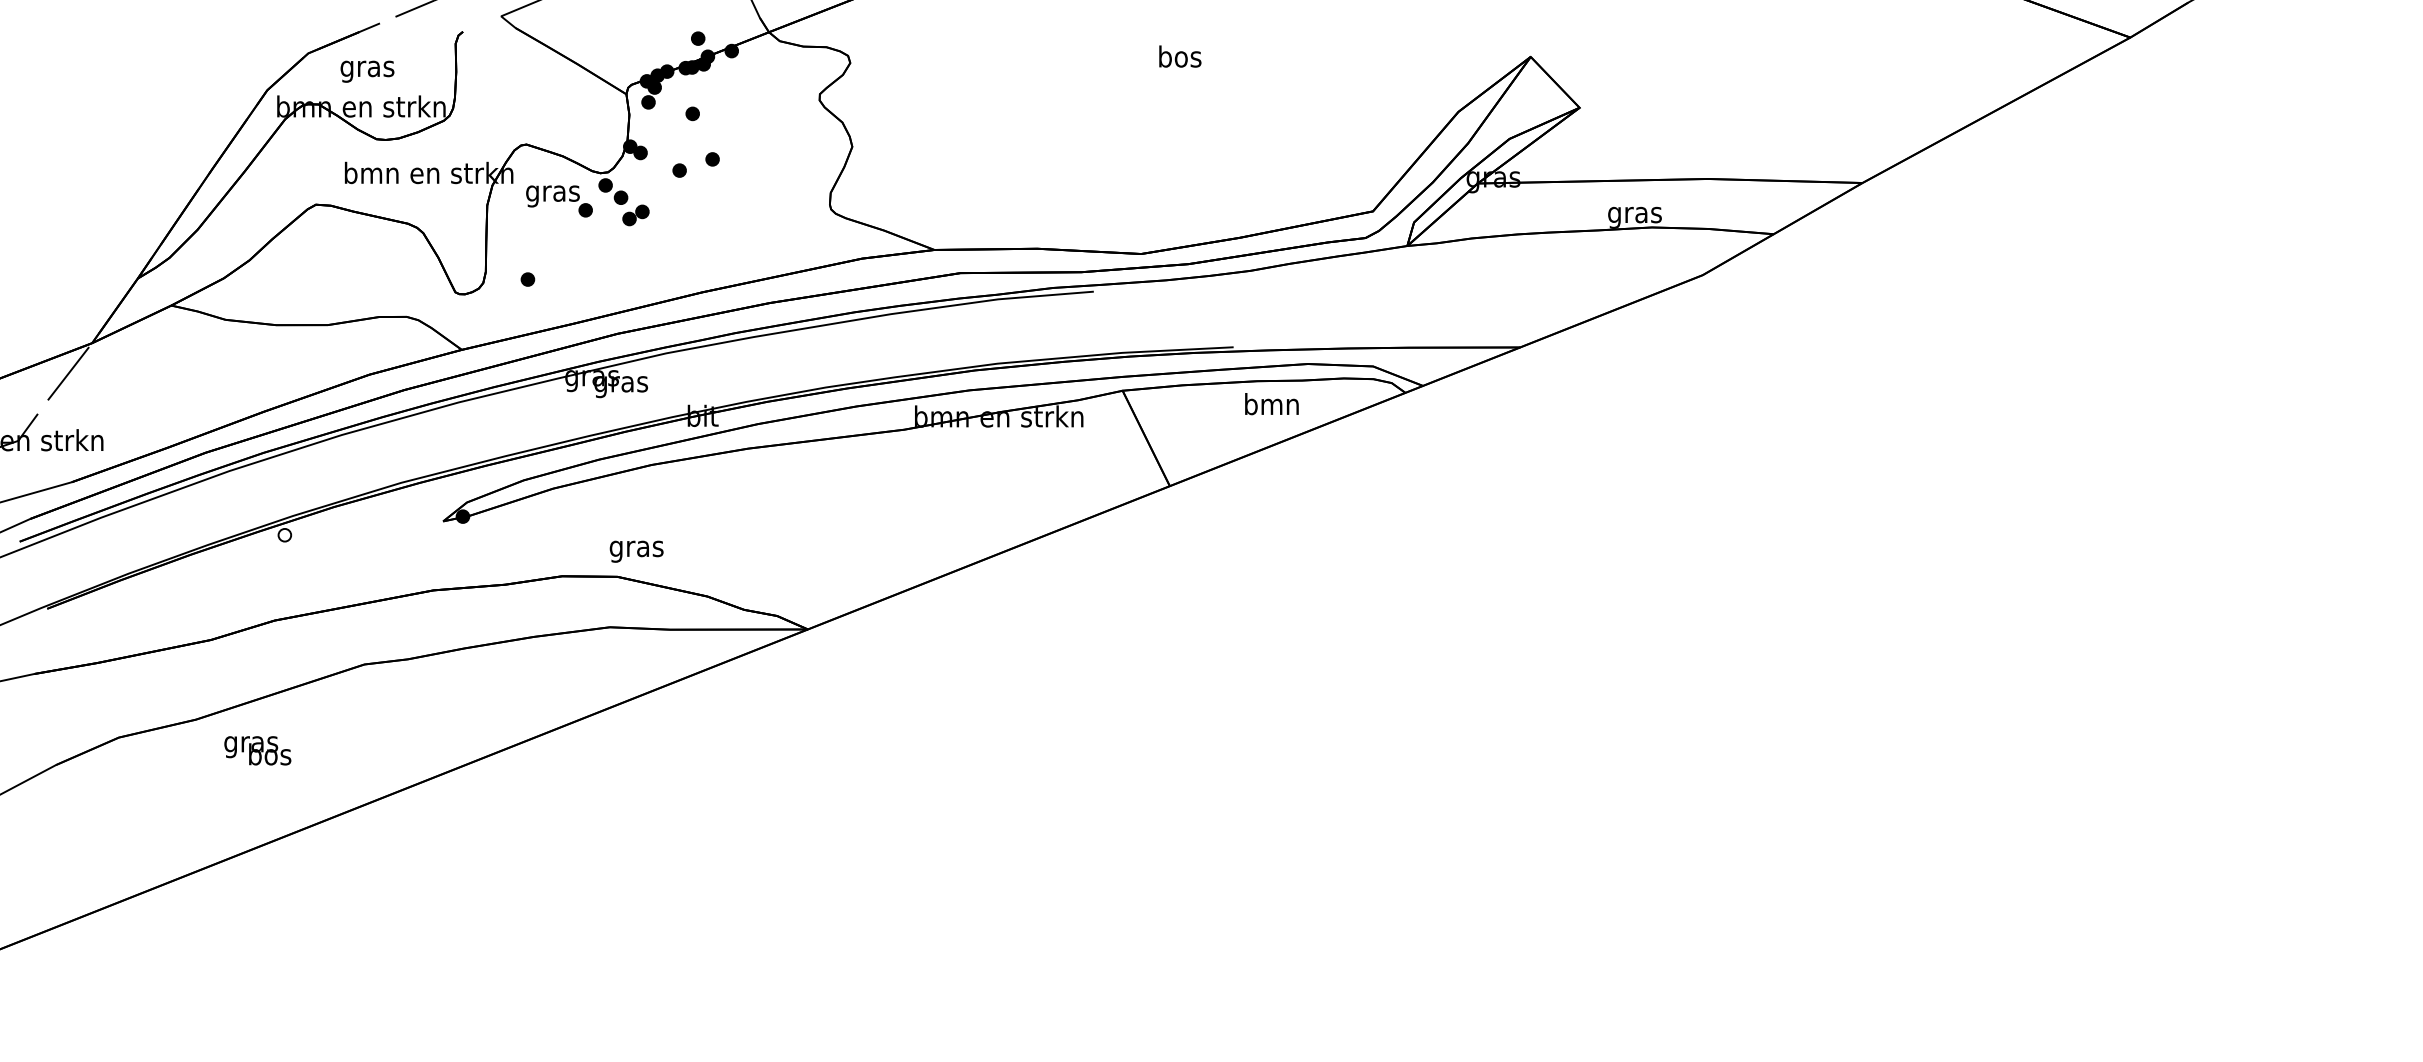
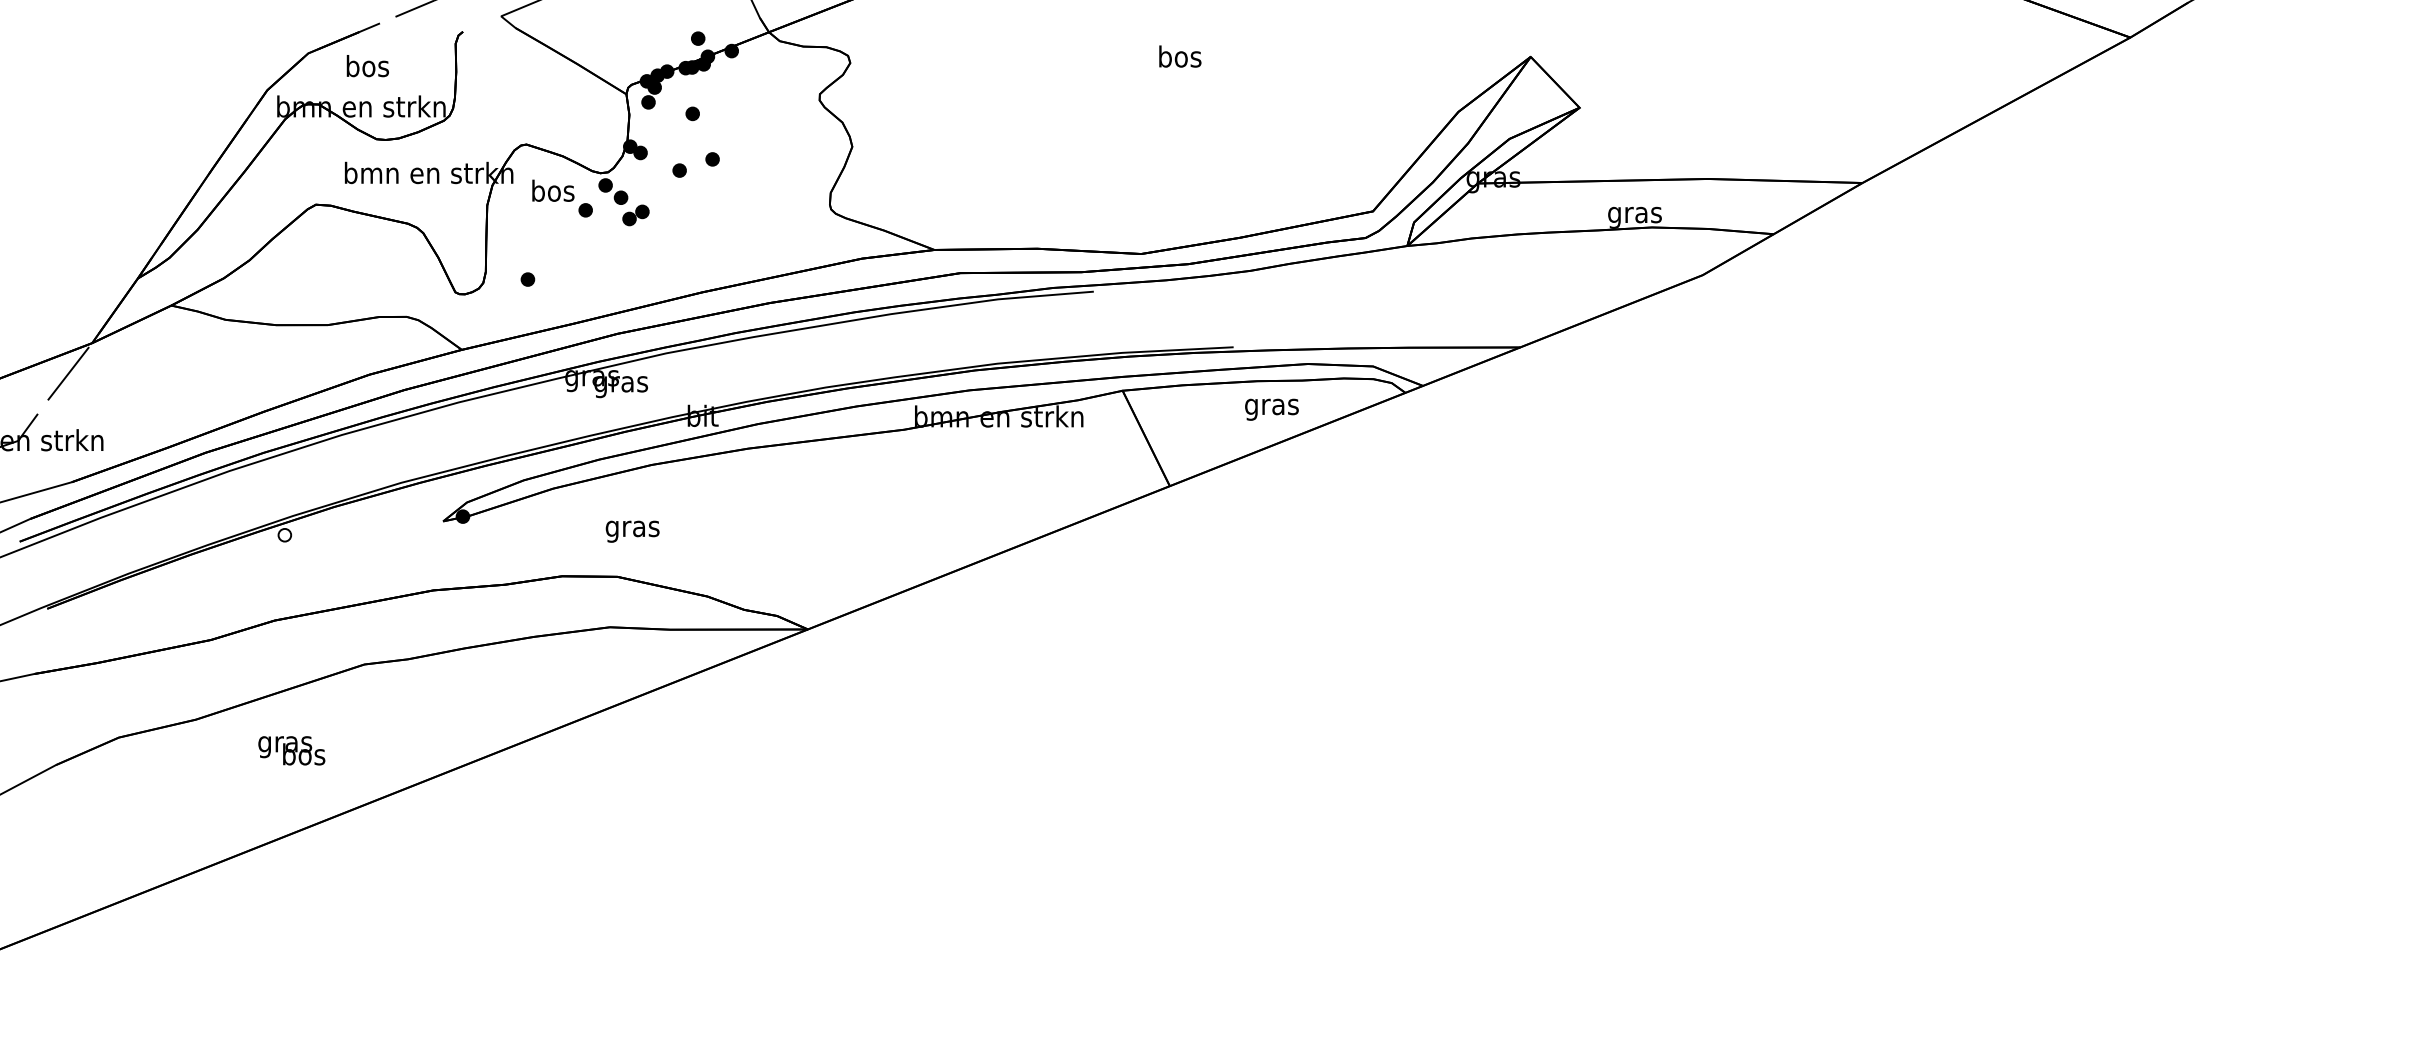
text: gras -> bos (367, 68)
text: gras -> bos (552, 193)
text: bmn -> gras (1271, 406)
text position: (636, 551) -> (632, 531) (632, 531)
text position: (257, 750) -> (291, 750) (291, 750)
